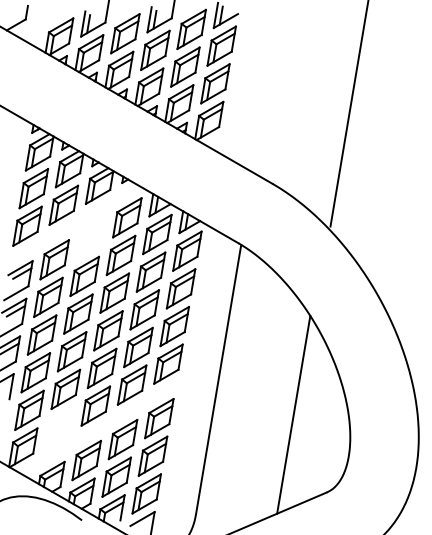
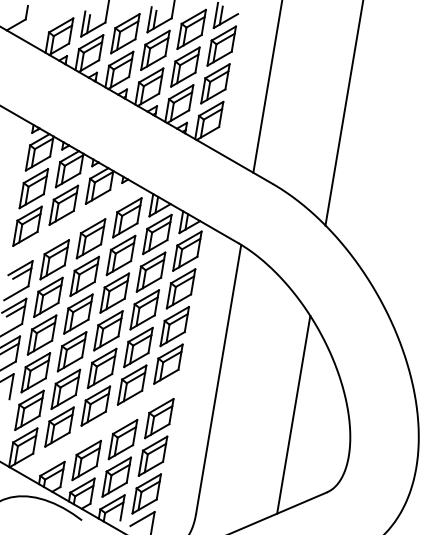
line: none -> present (267, 87)
line position: (349, 114) -> (343, 113) (343, 113)
part: none -> present (90, 238)
part: none -> present (59, 426)
